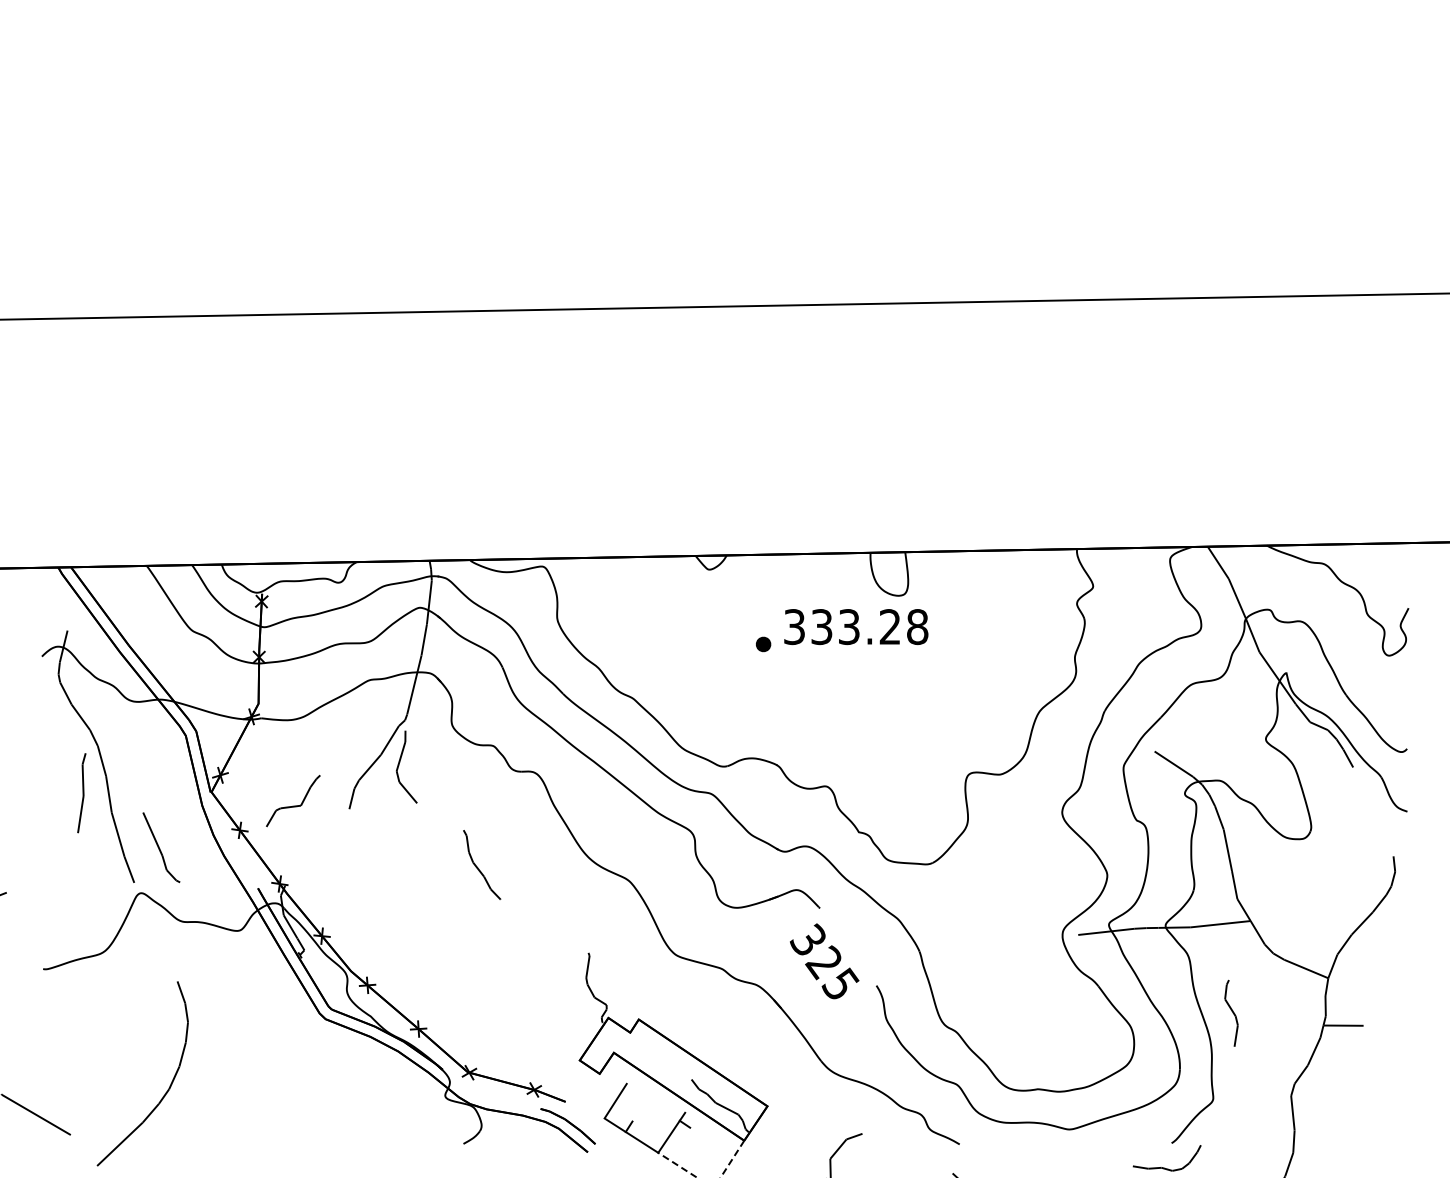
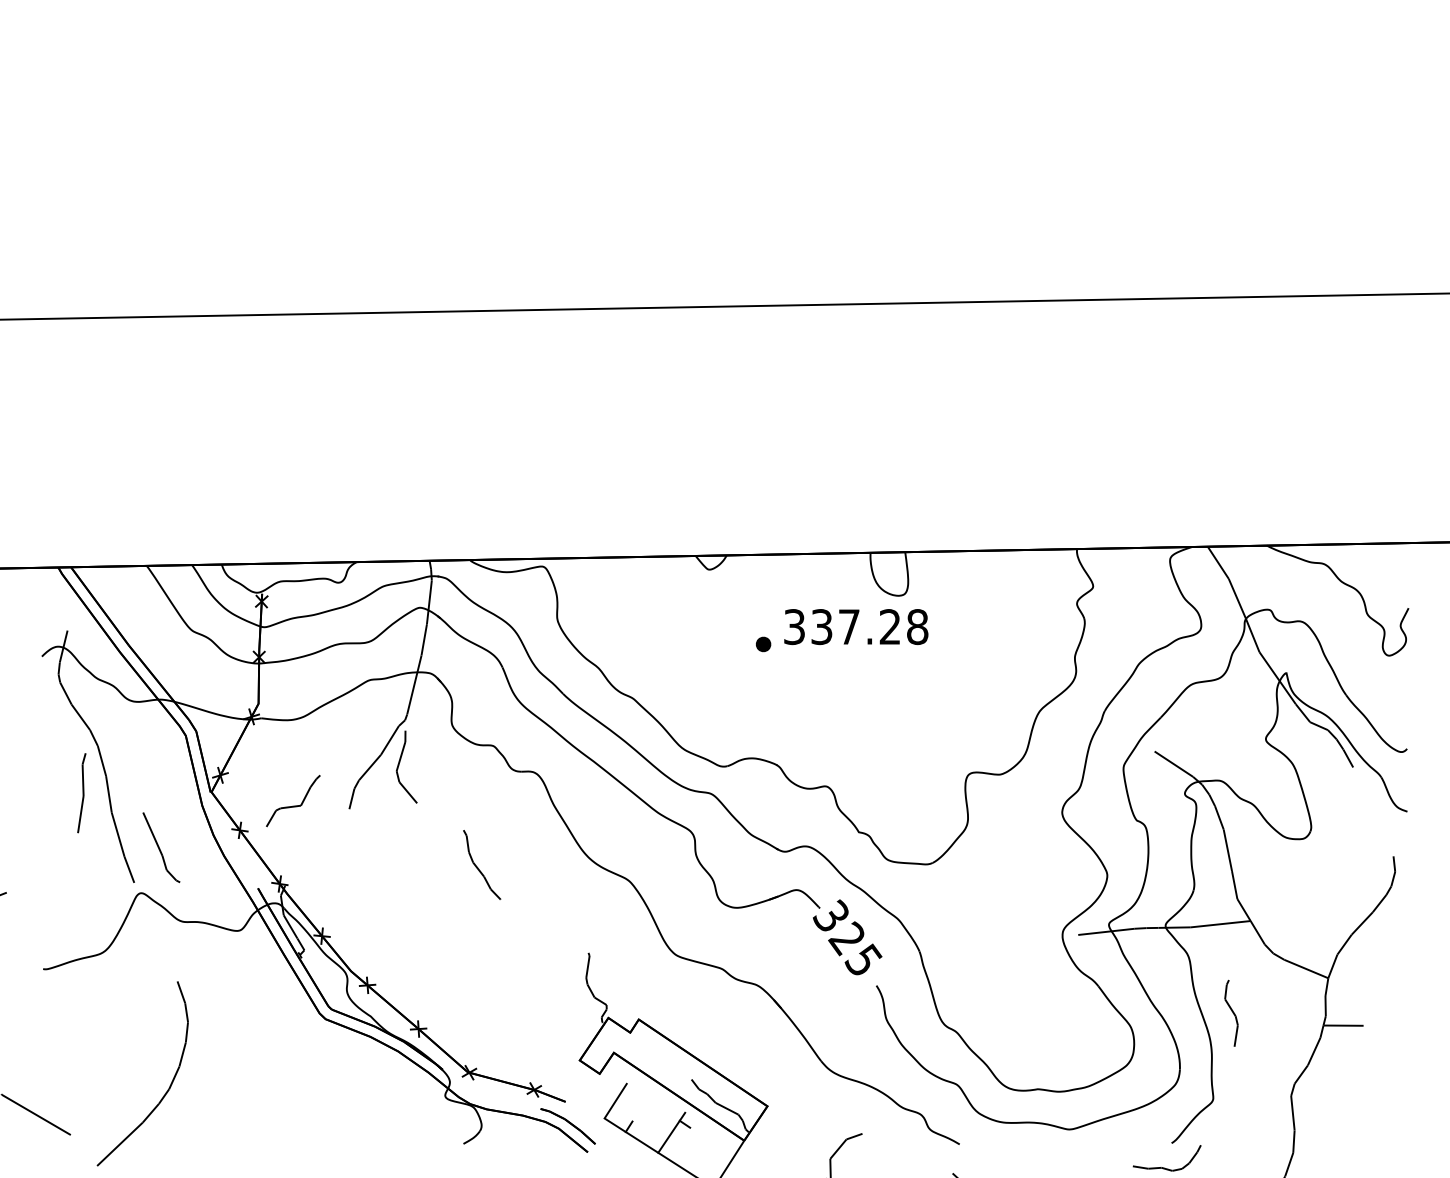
text: 333.28 -> 337.28 (849, 627)
text position: (824, 961) -> (847, 937) (847, 937)
line: dashed -> solid (696, 1177)
